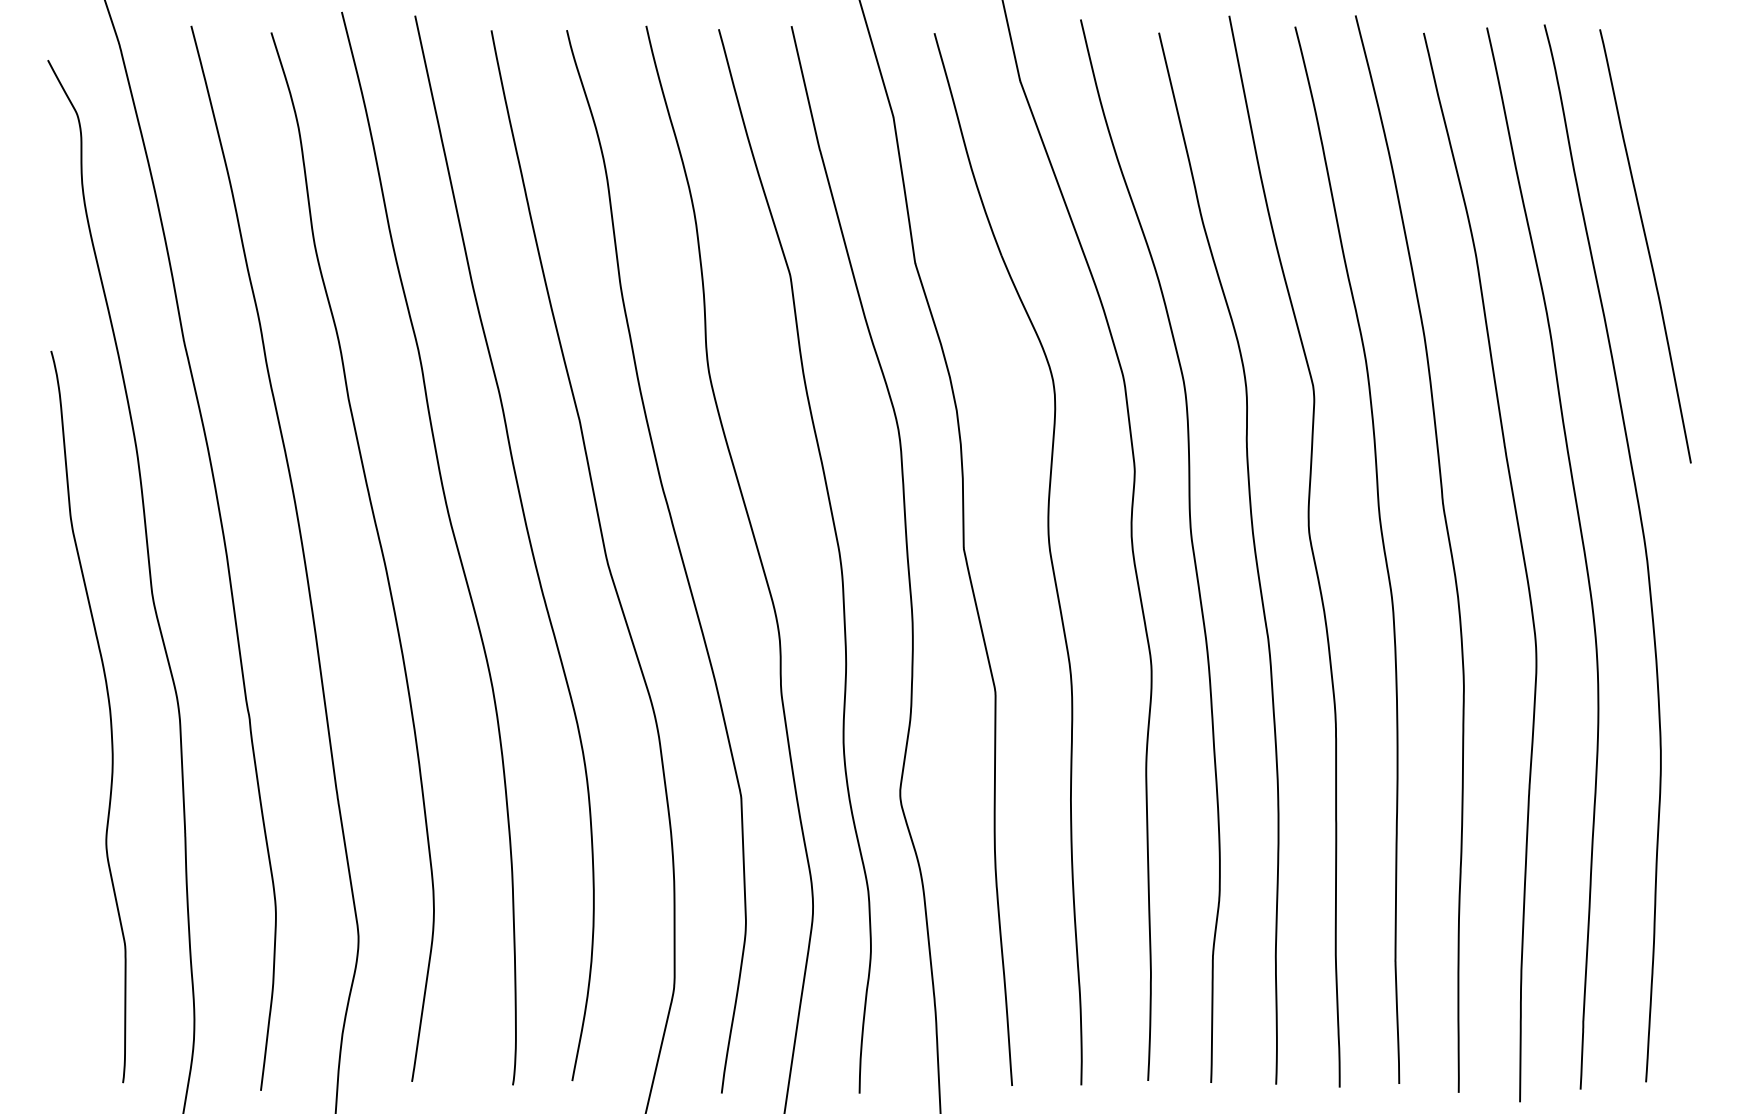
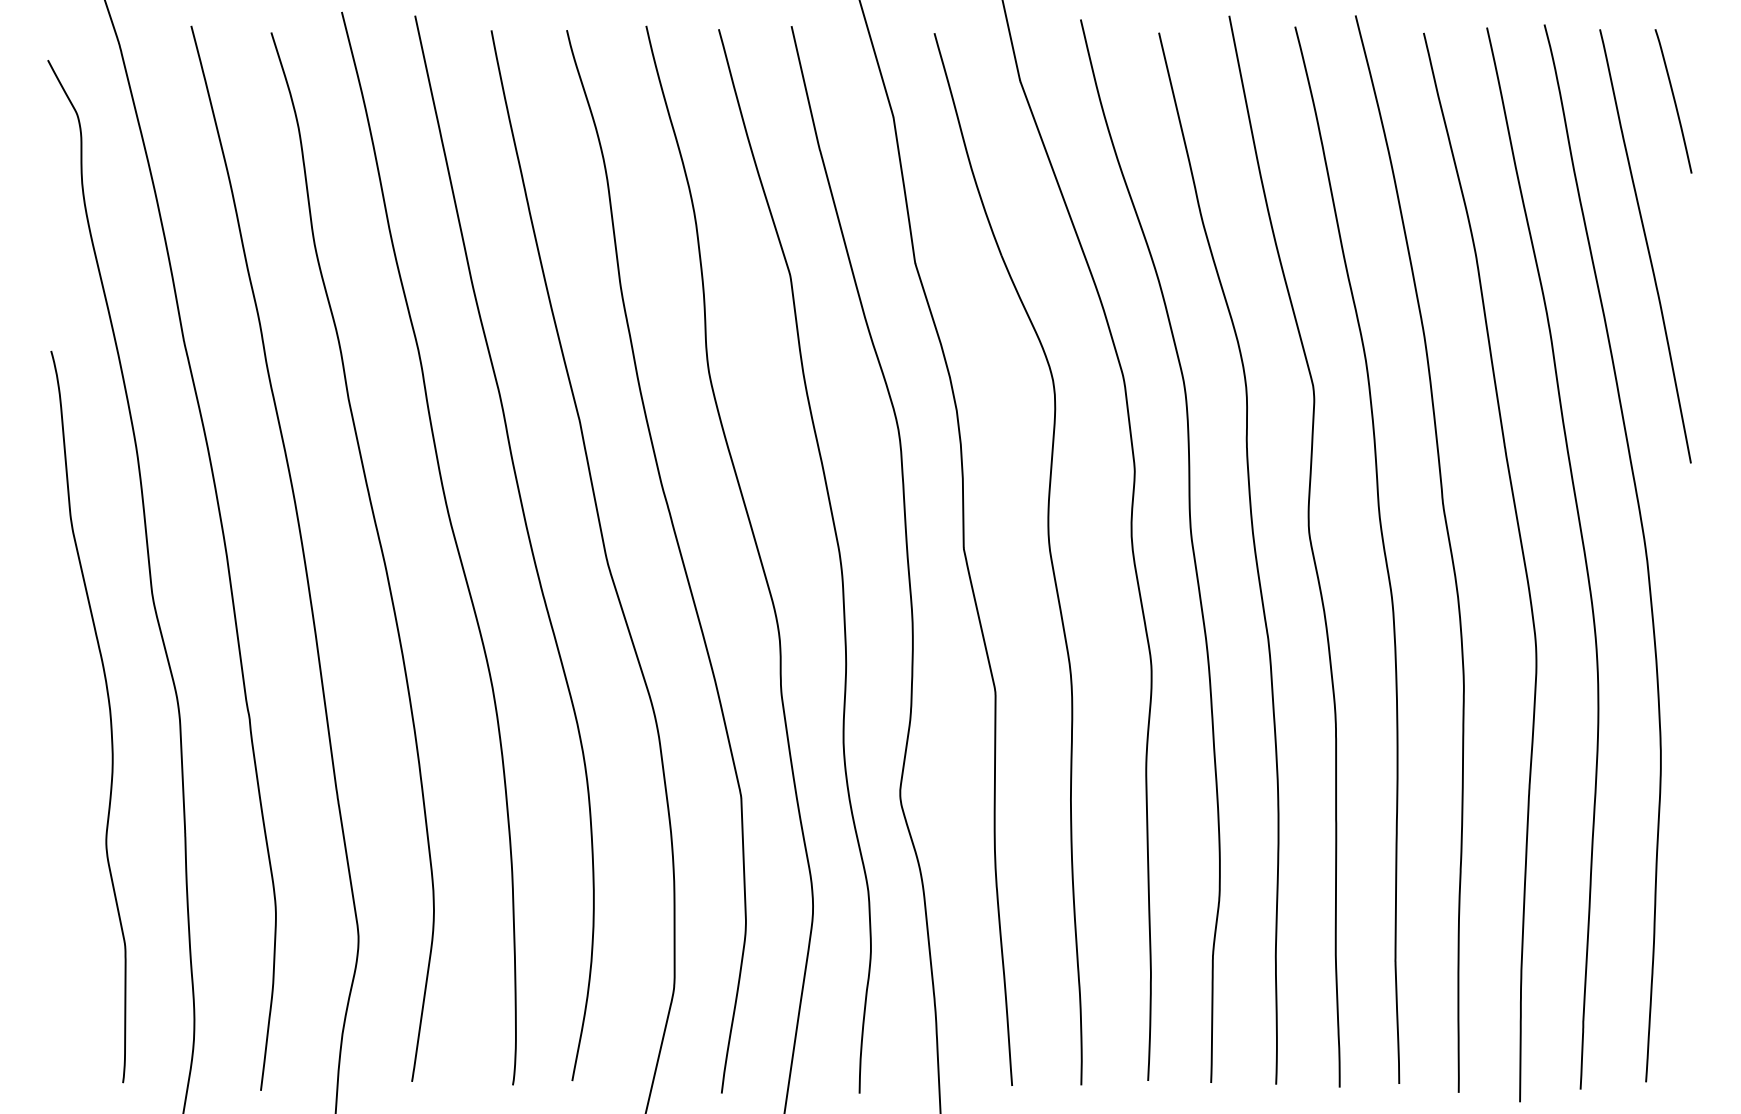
curve: none -> present (1673, 100)
